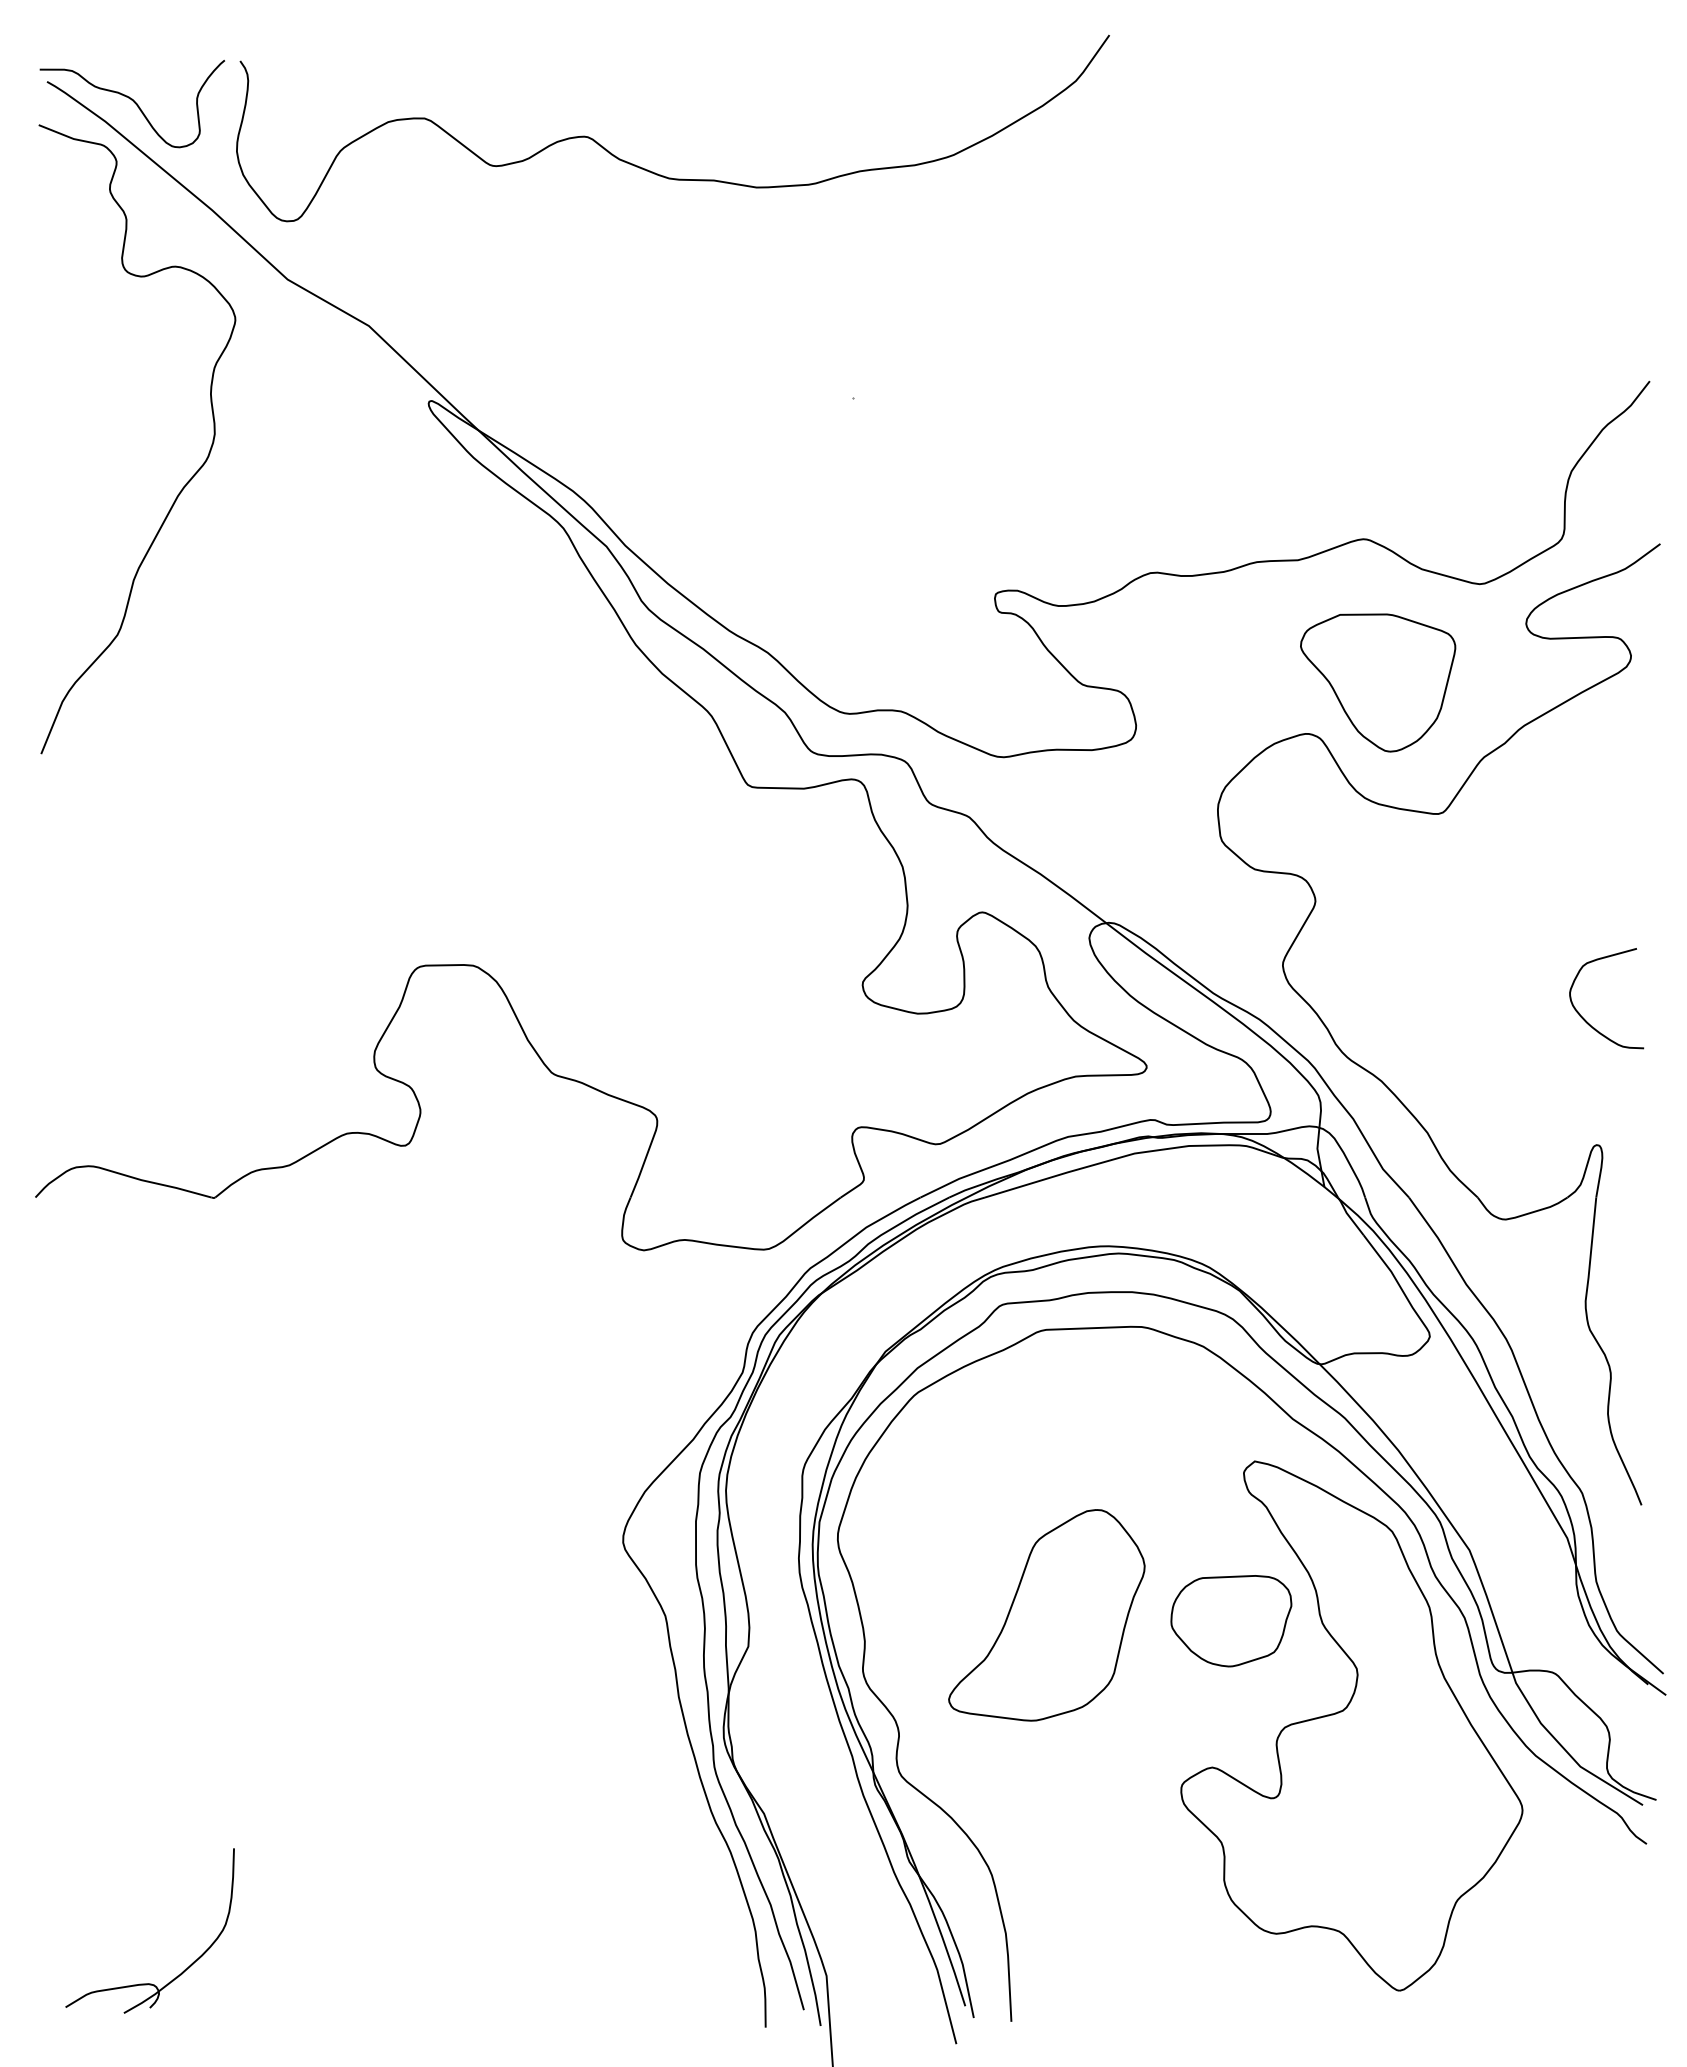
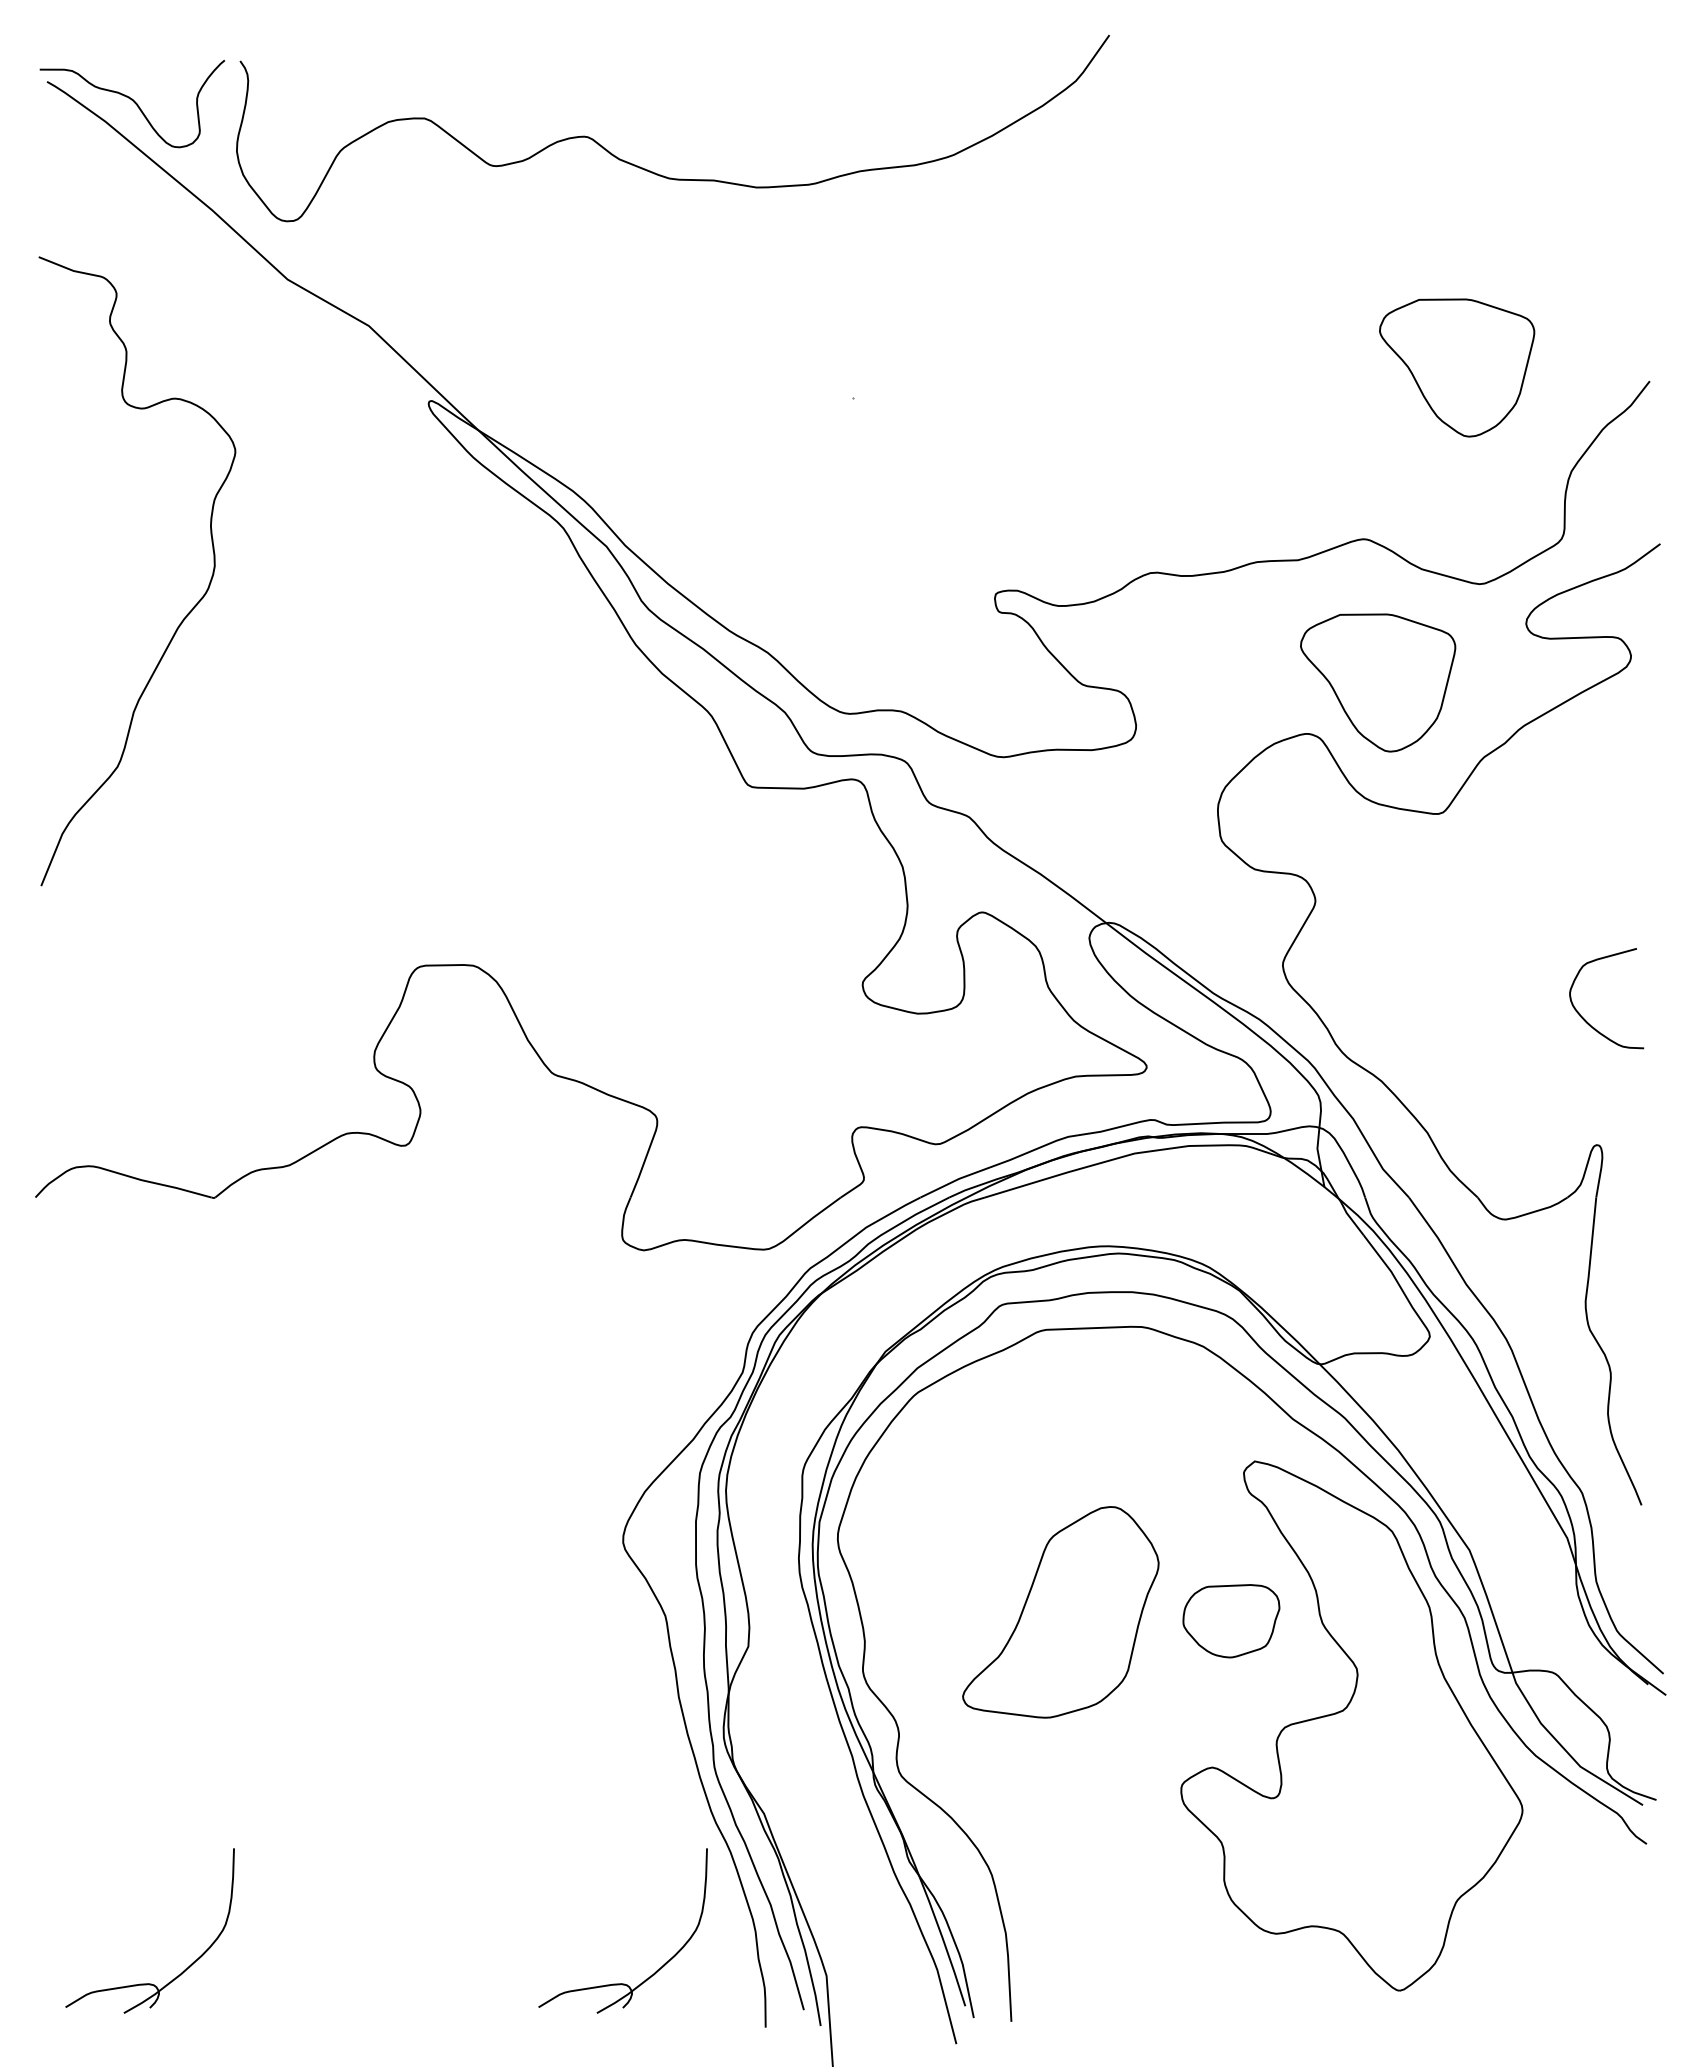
part: none -> present (1457, 367)
curve position: (186, 482) -> (186, 614) (186, 614)
part position: (1046, 1615) -> (1060, 1612) (1060, 1612)
part size: 123x93 px -> 99x75 px (1231, 1621)
part: none -> present (657, 1969)
